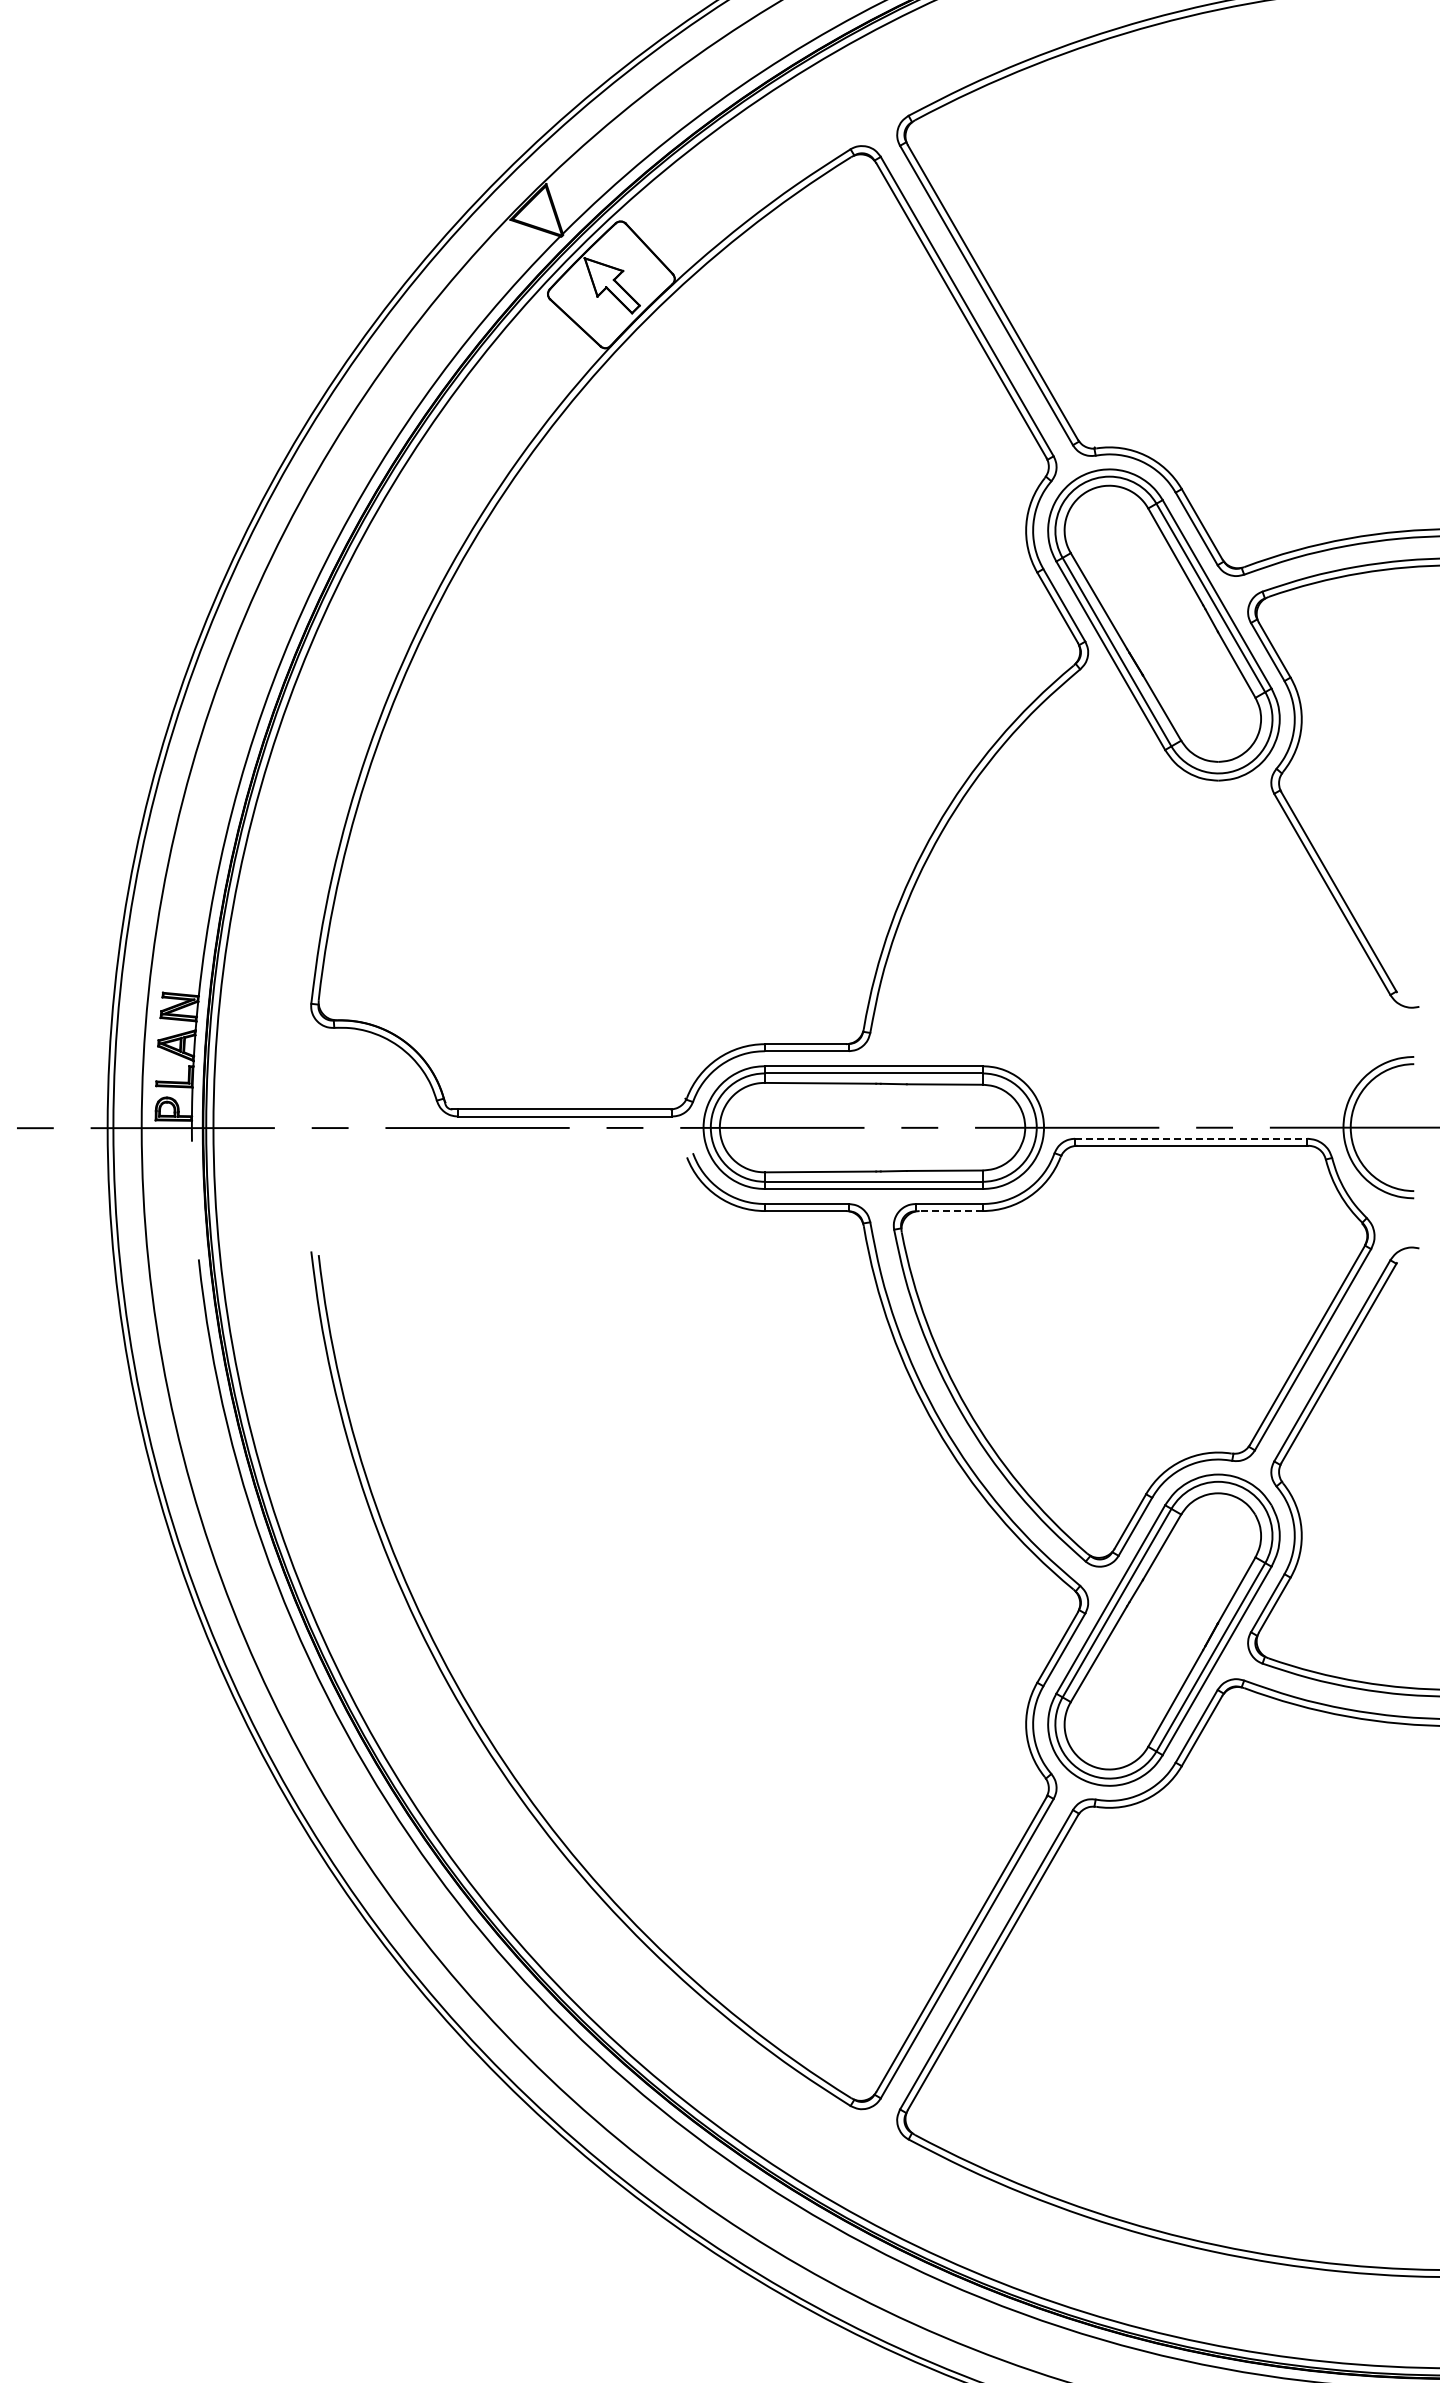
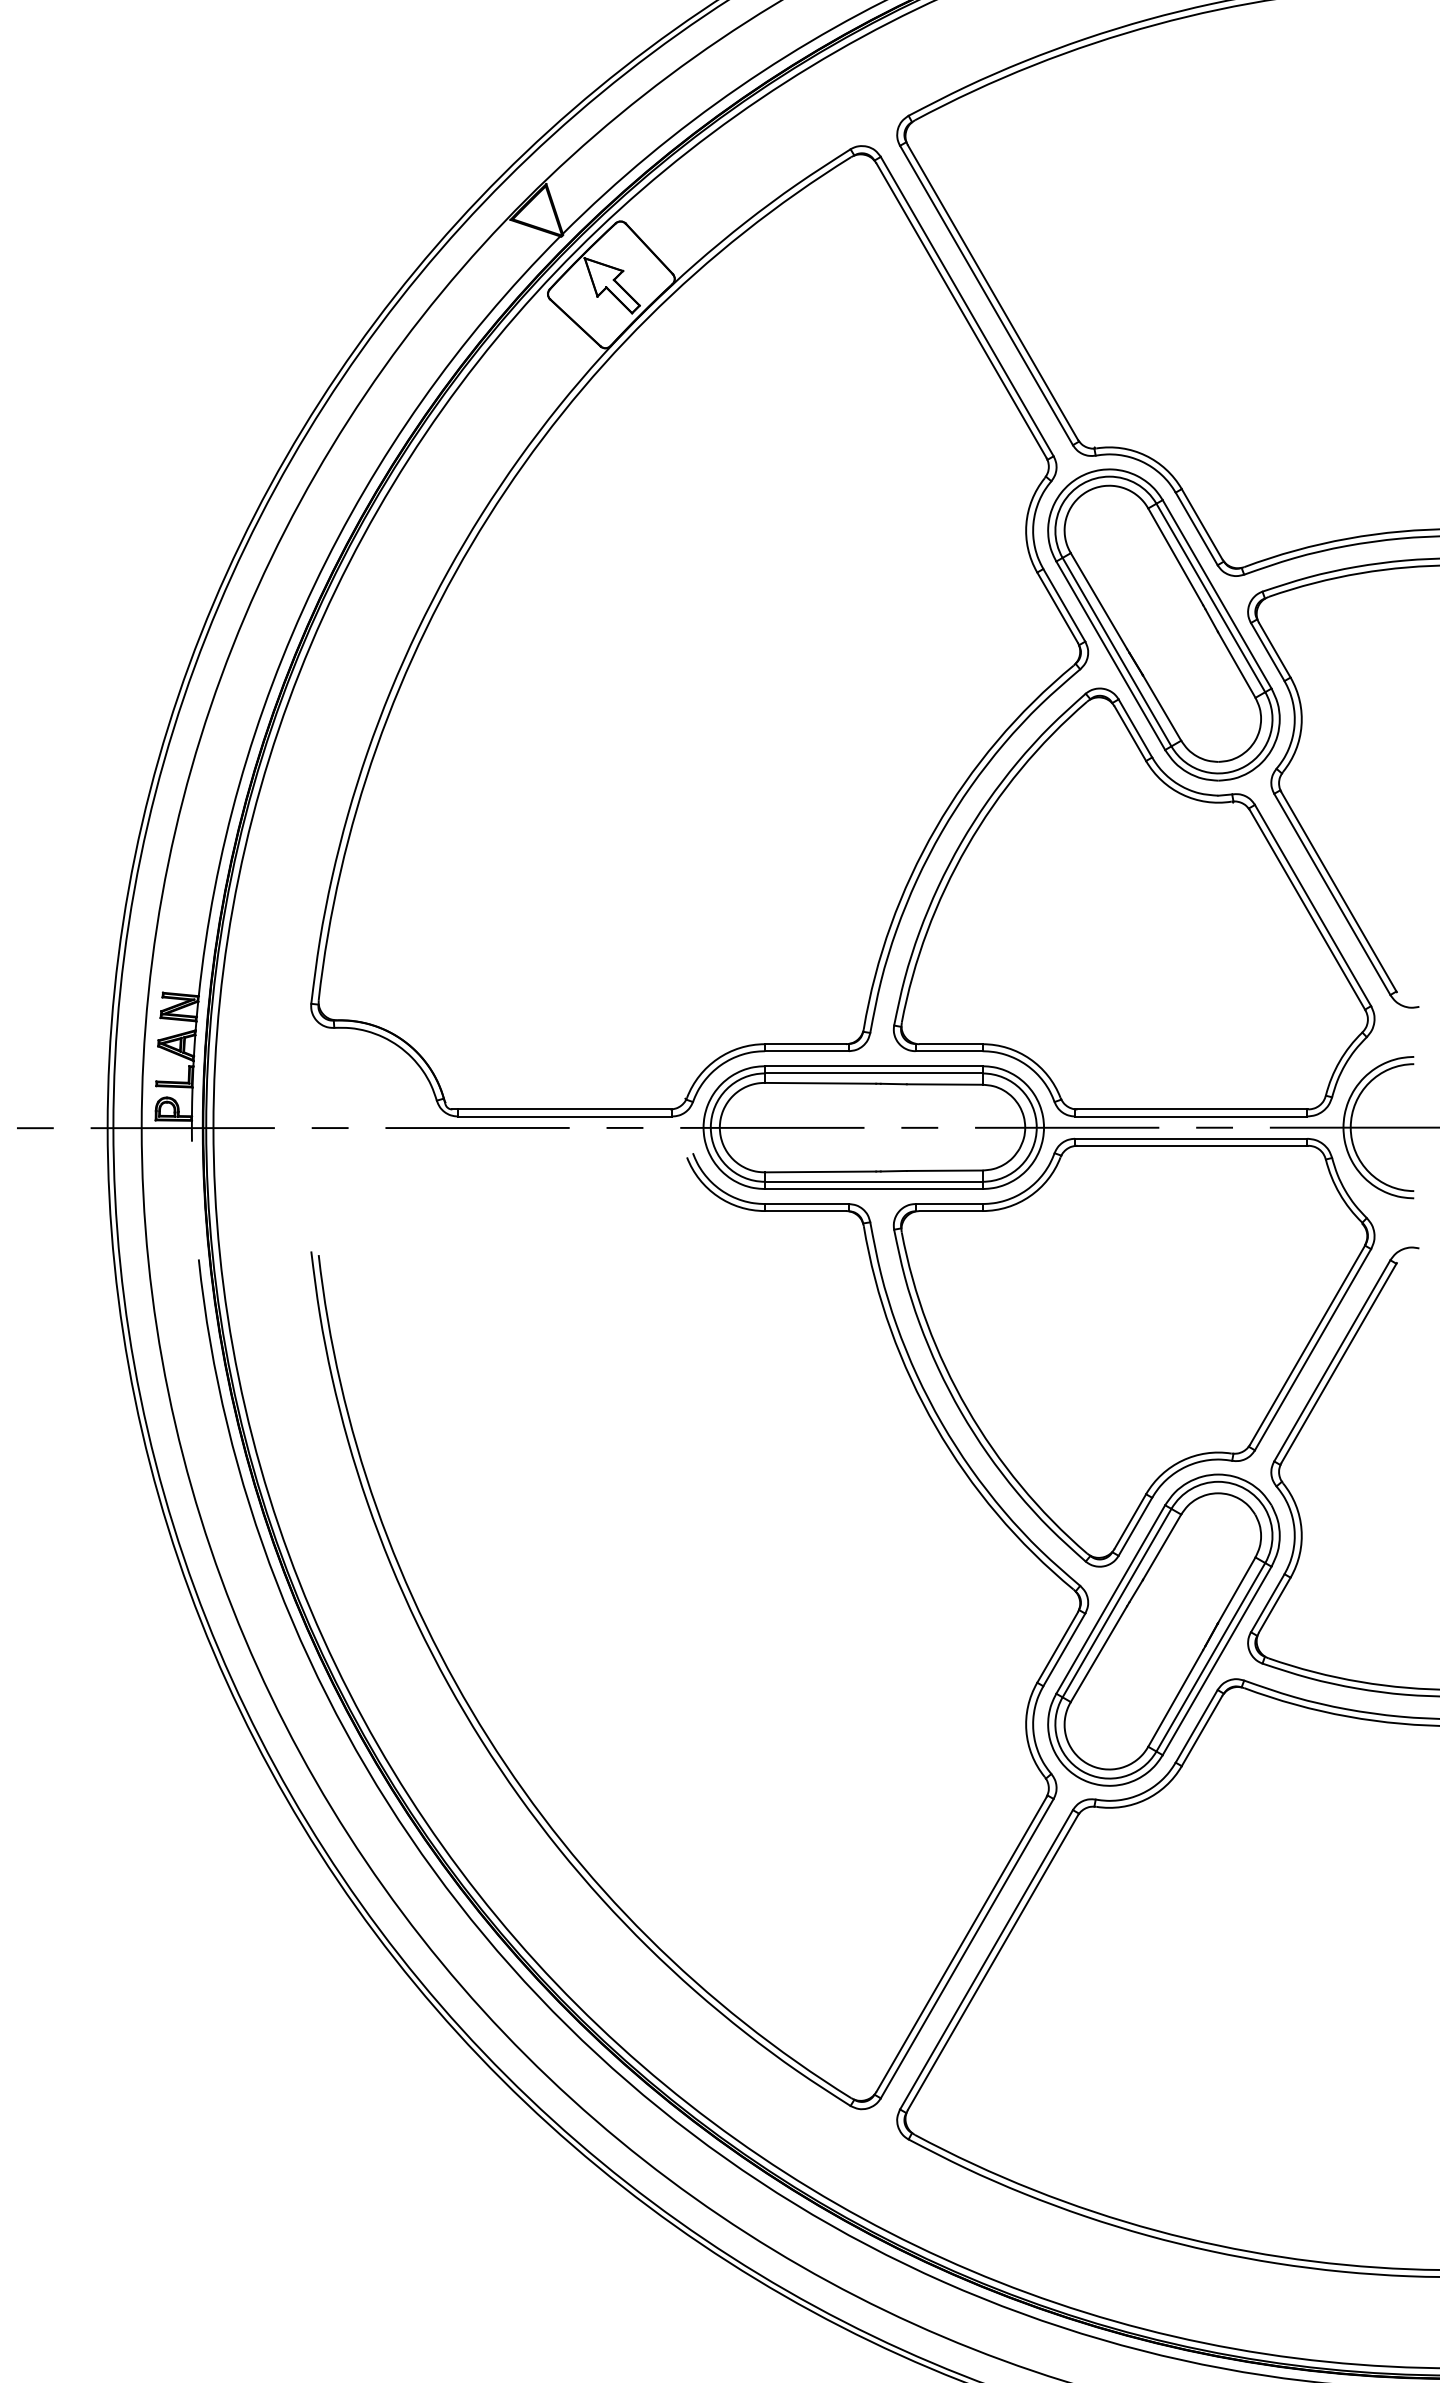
part: none -> present (1133, 902)
line: dashed -> solid (1191, 1138)
line: dashed -> solid (950, 1211)
